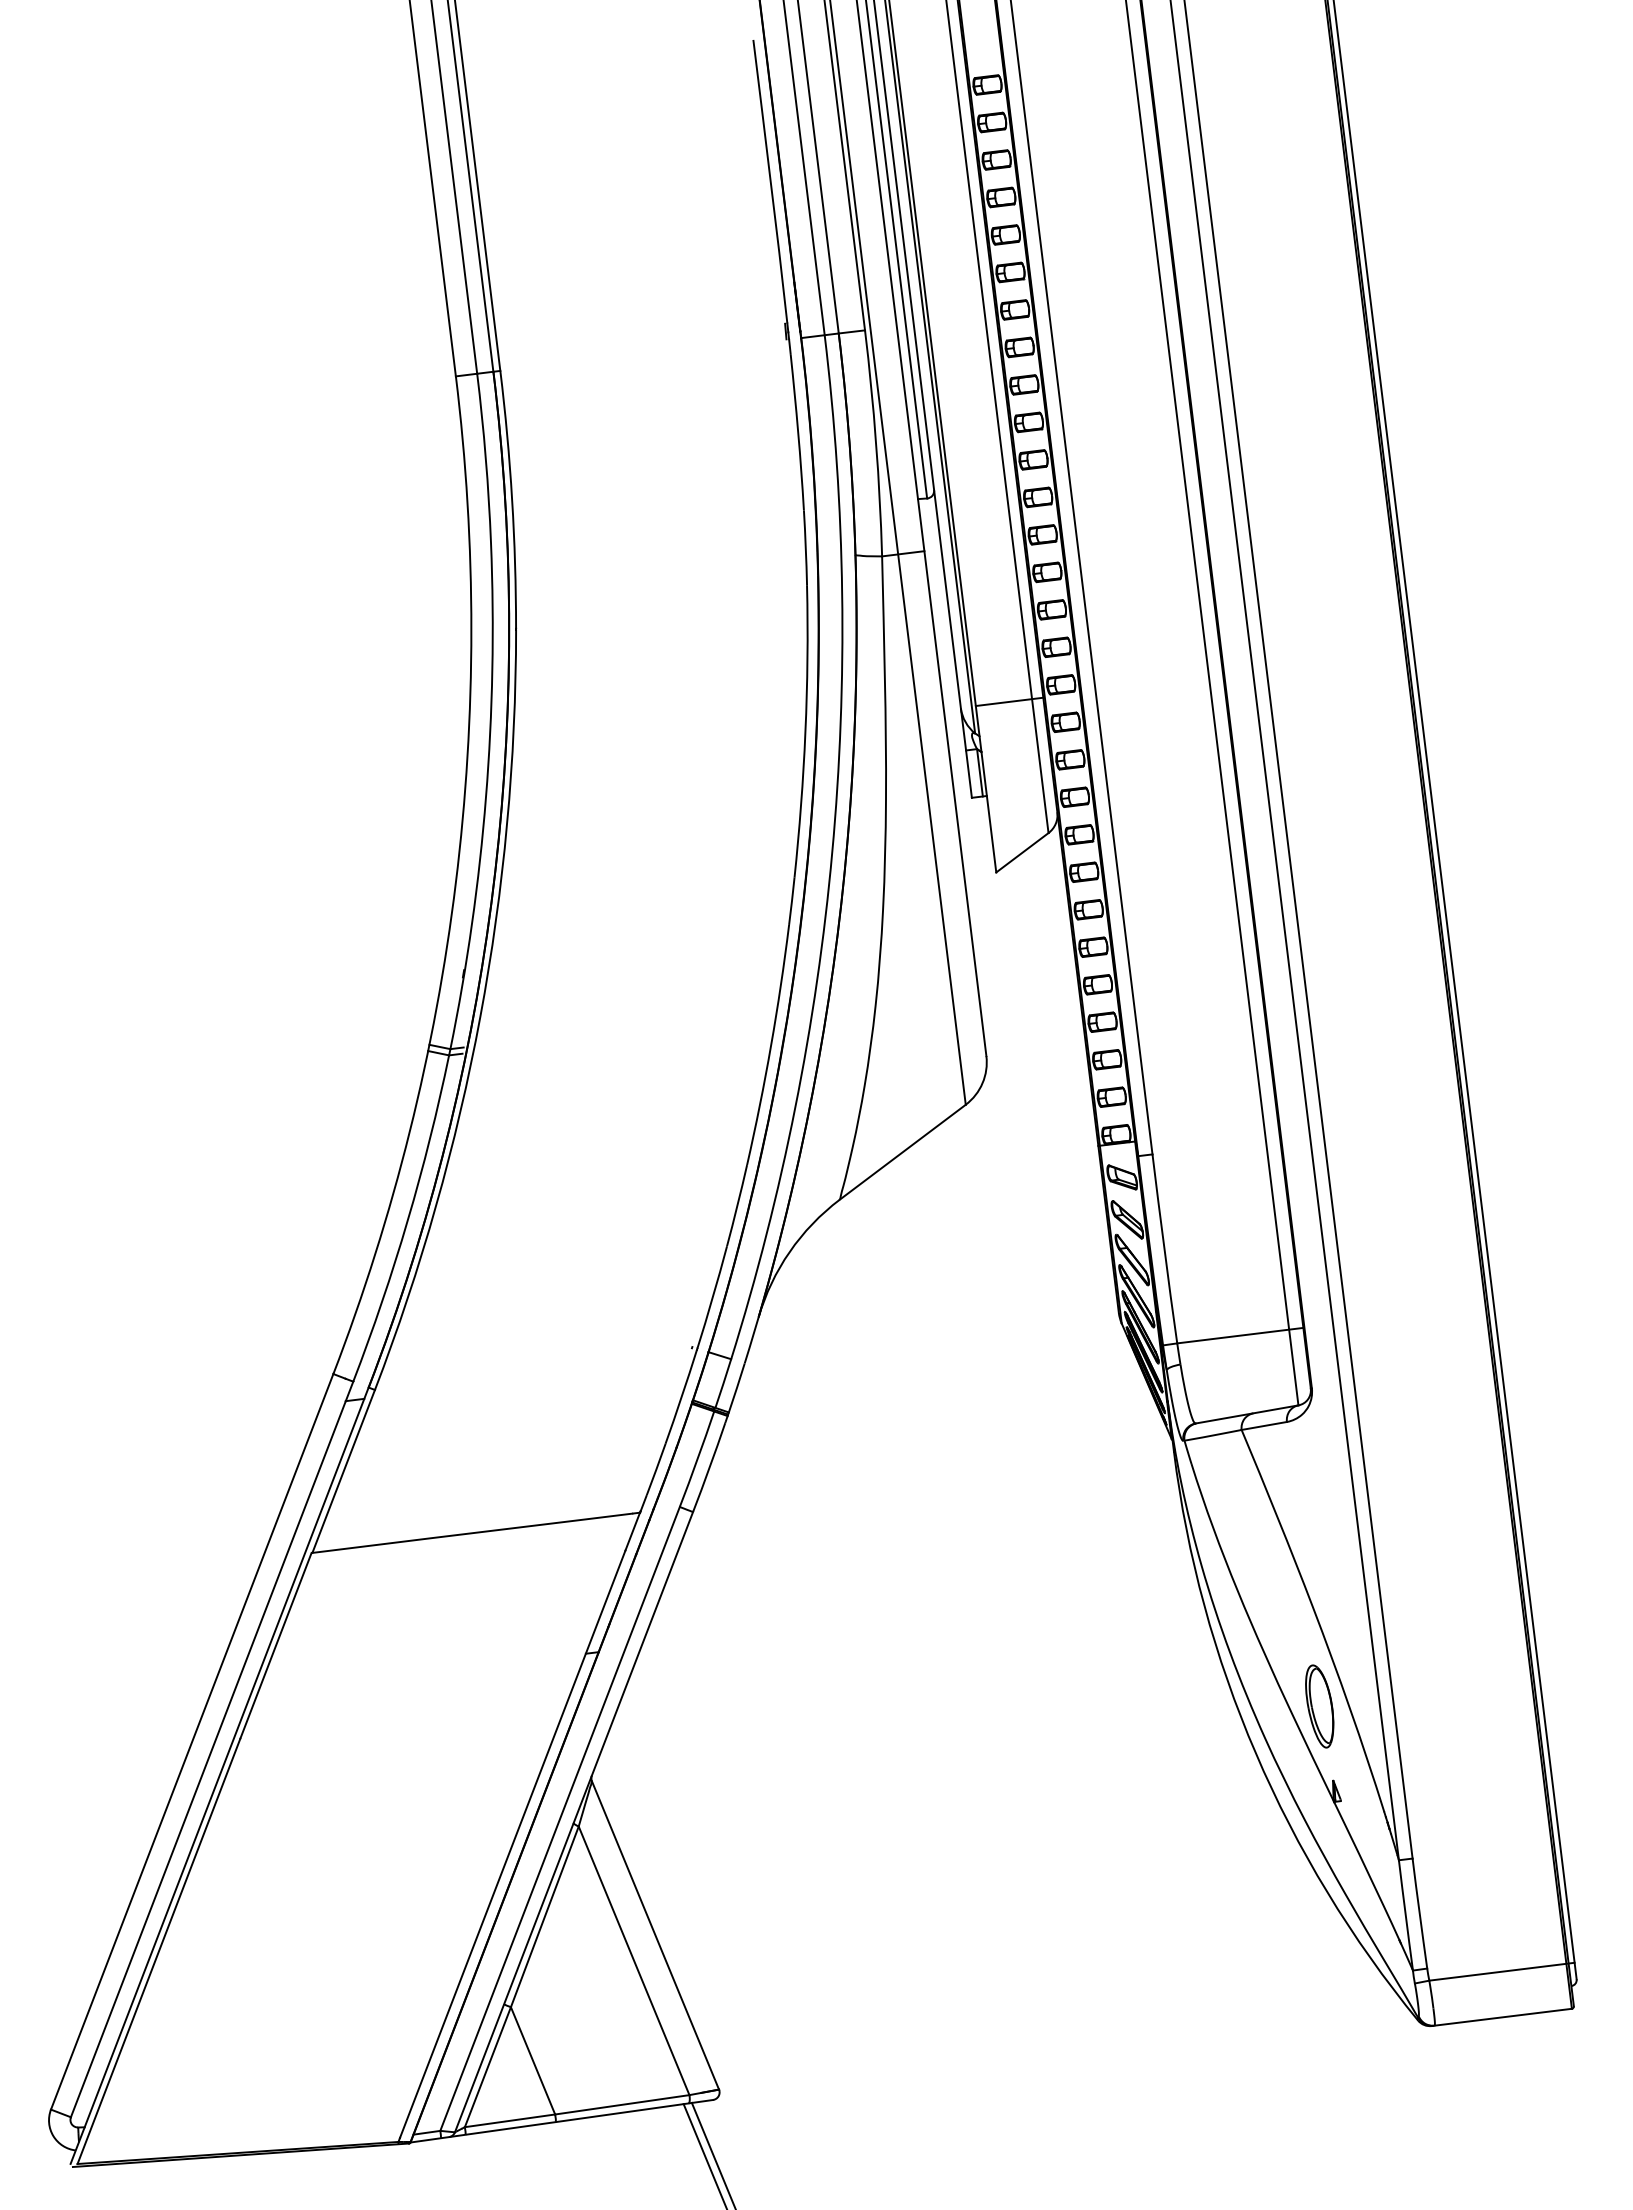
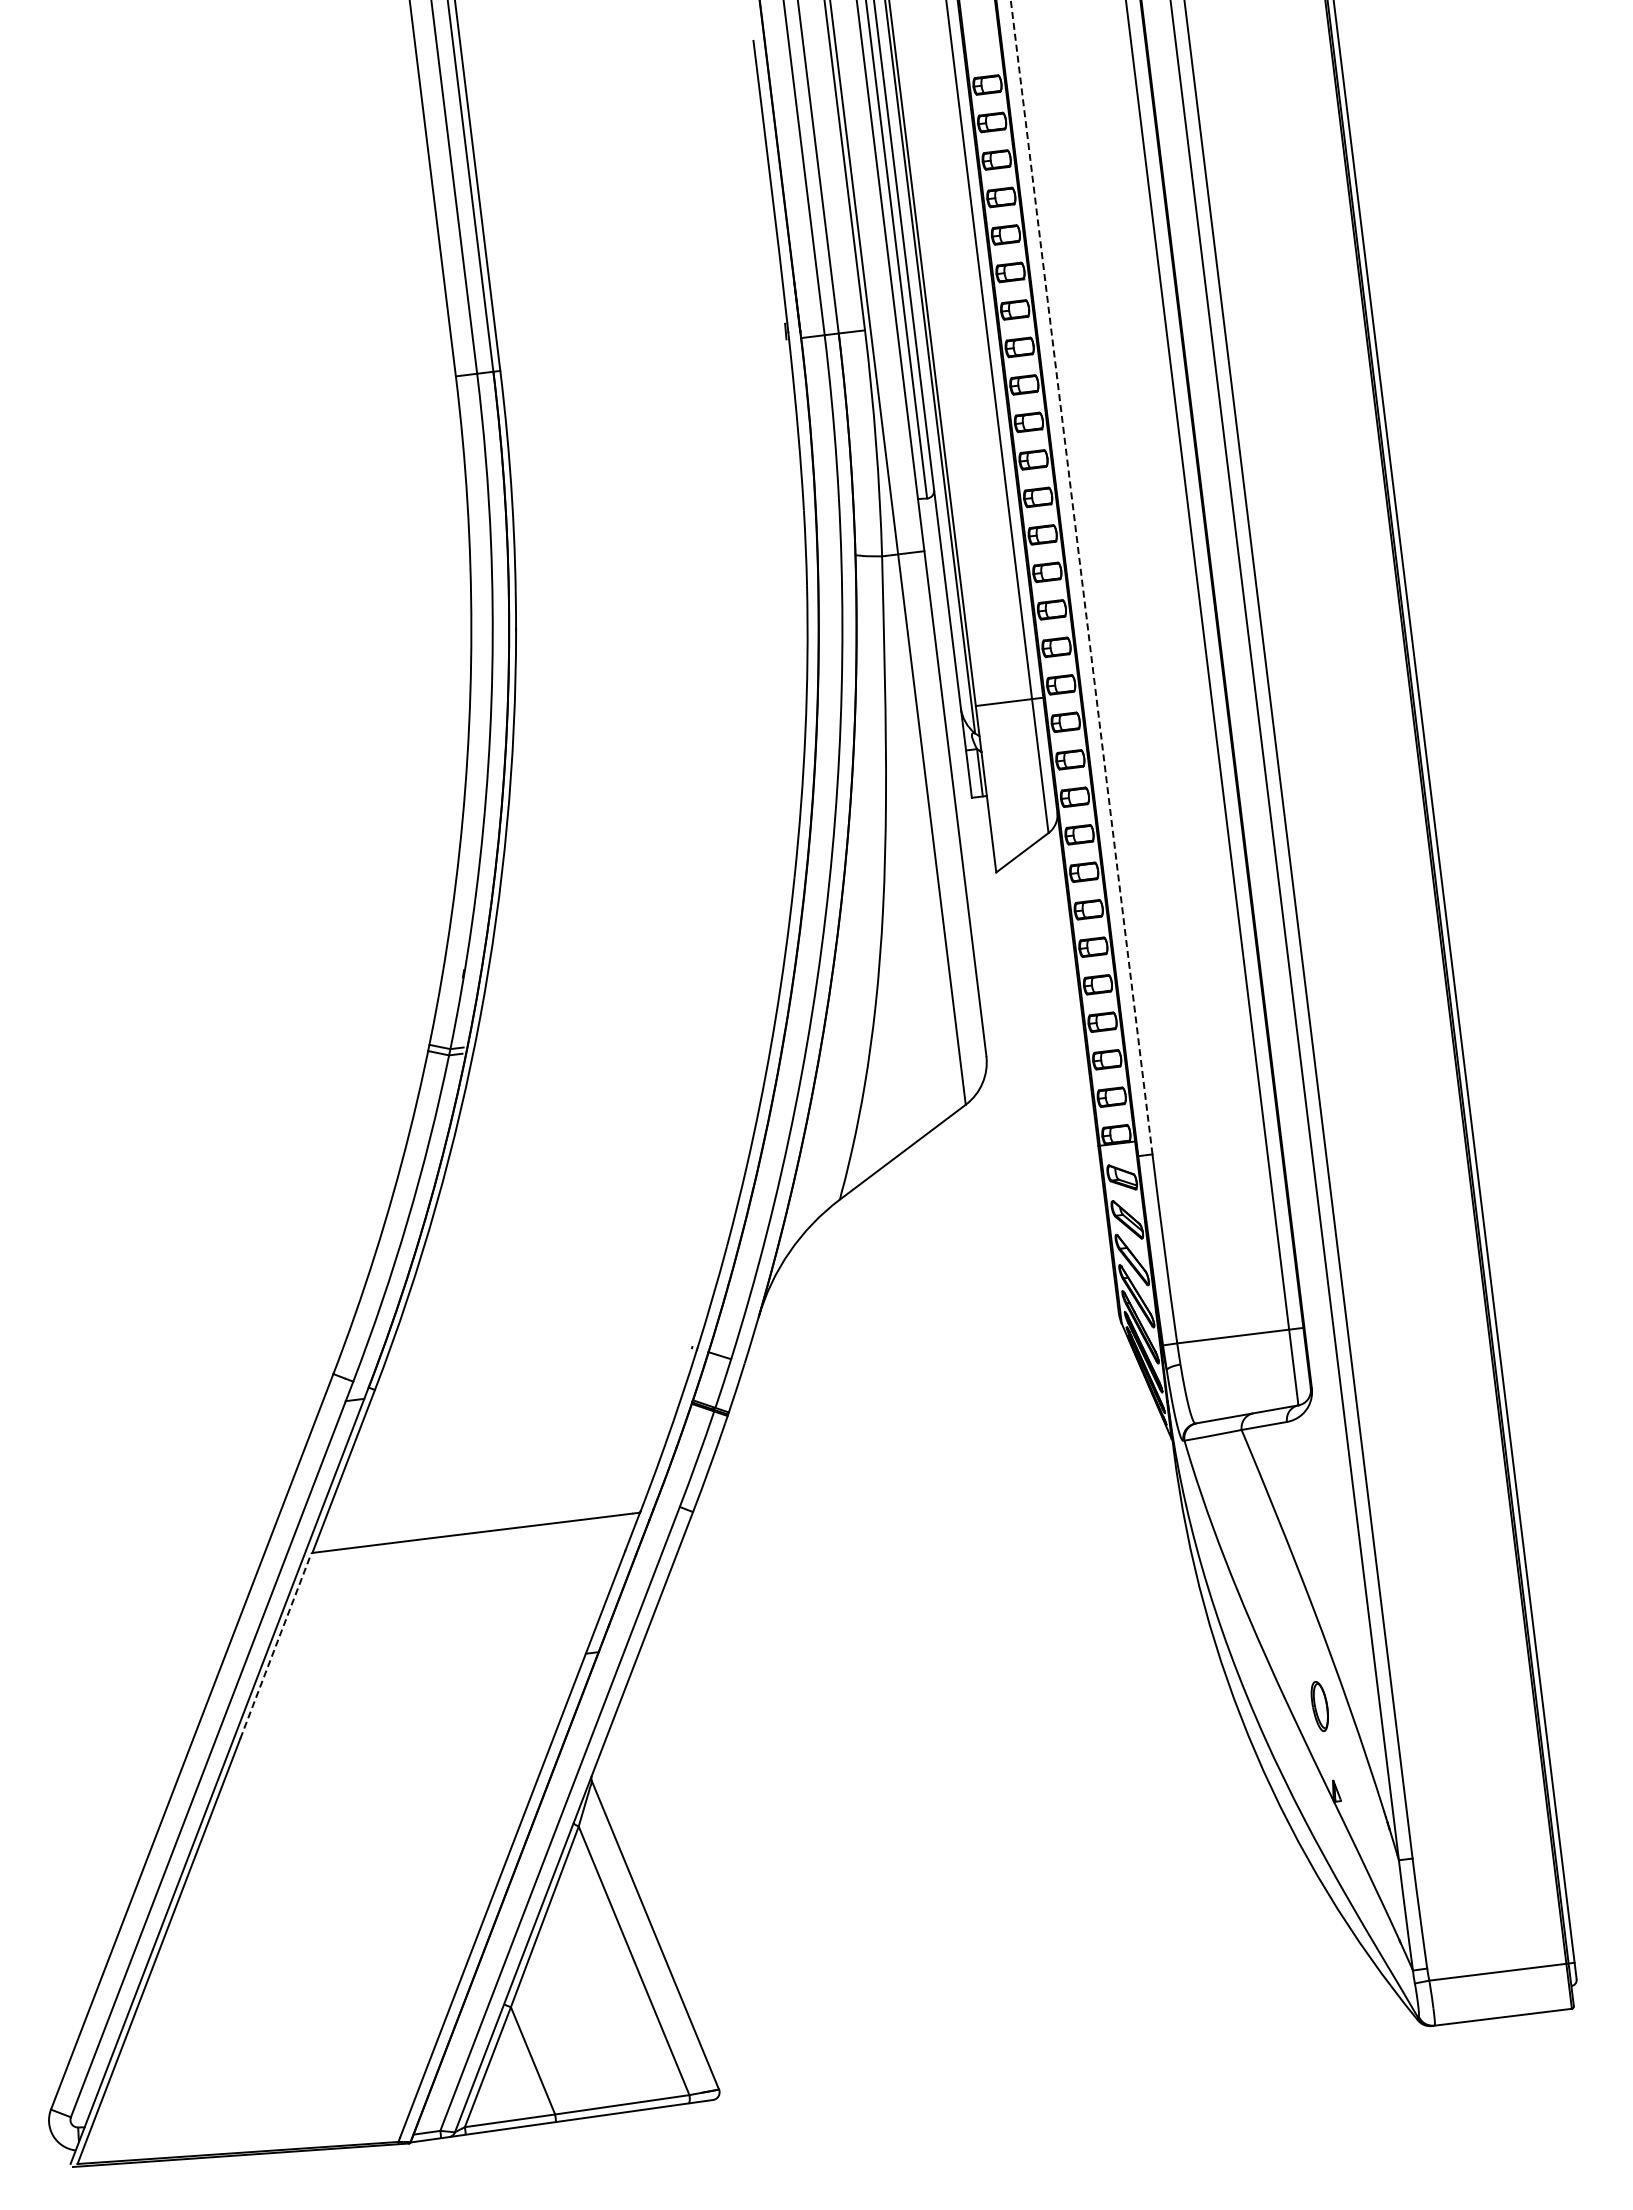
line: solid -> dashed (1081, 576)
line: solid -> dashed (276, 1645)
part size: 30x85 px -> 19x51 px (1319, 1706)
line: present -> none (712, 2154)
line: present -> none (704, 2155)
